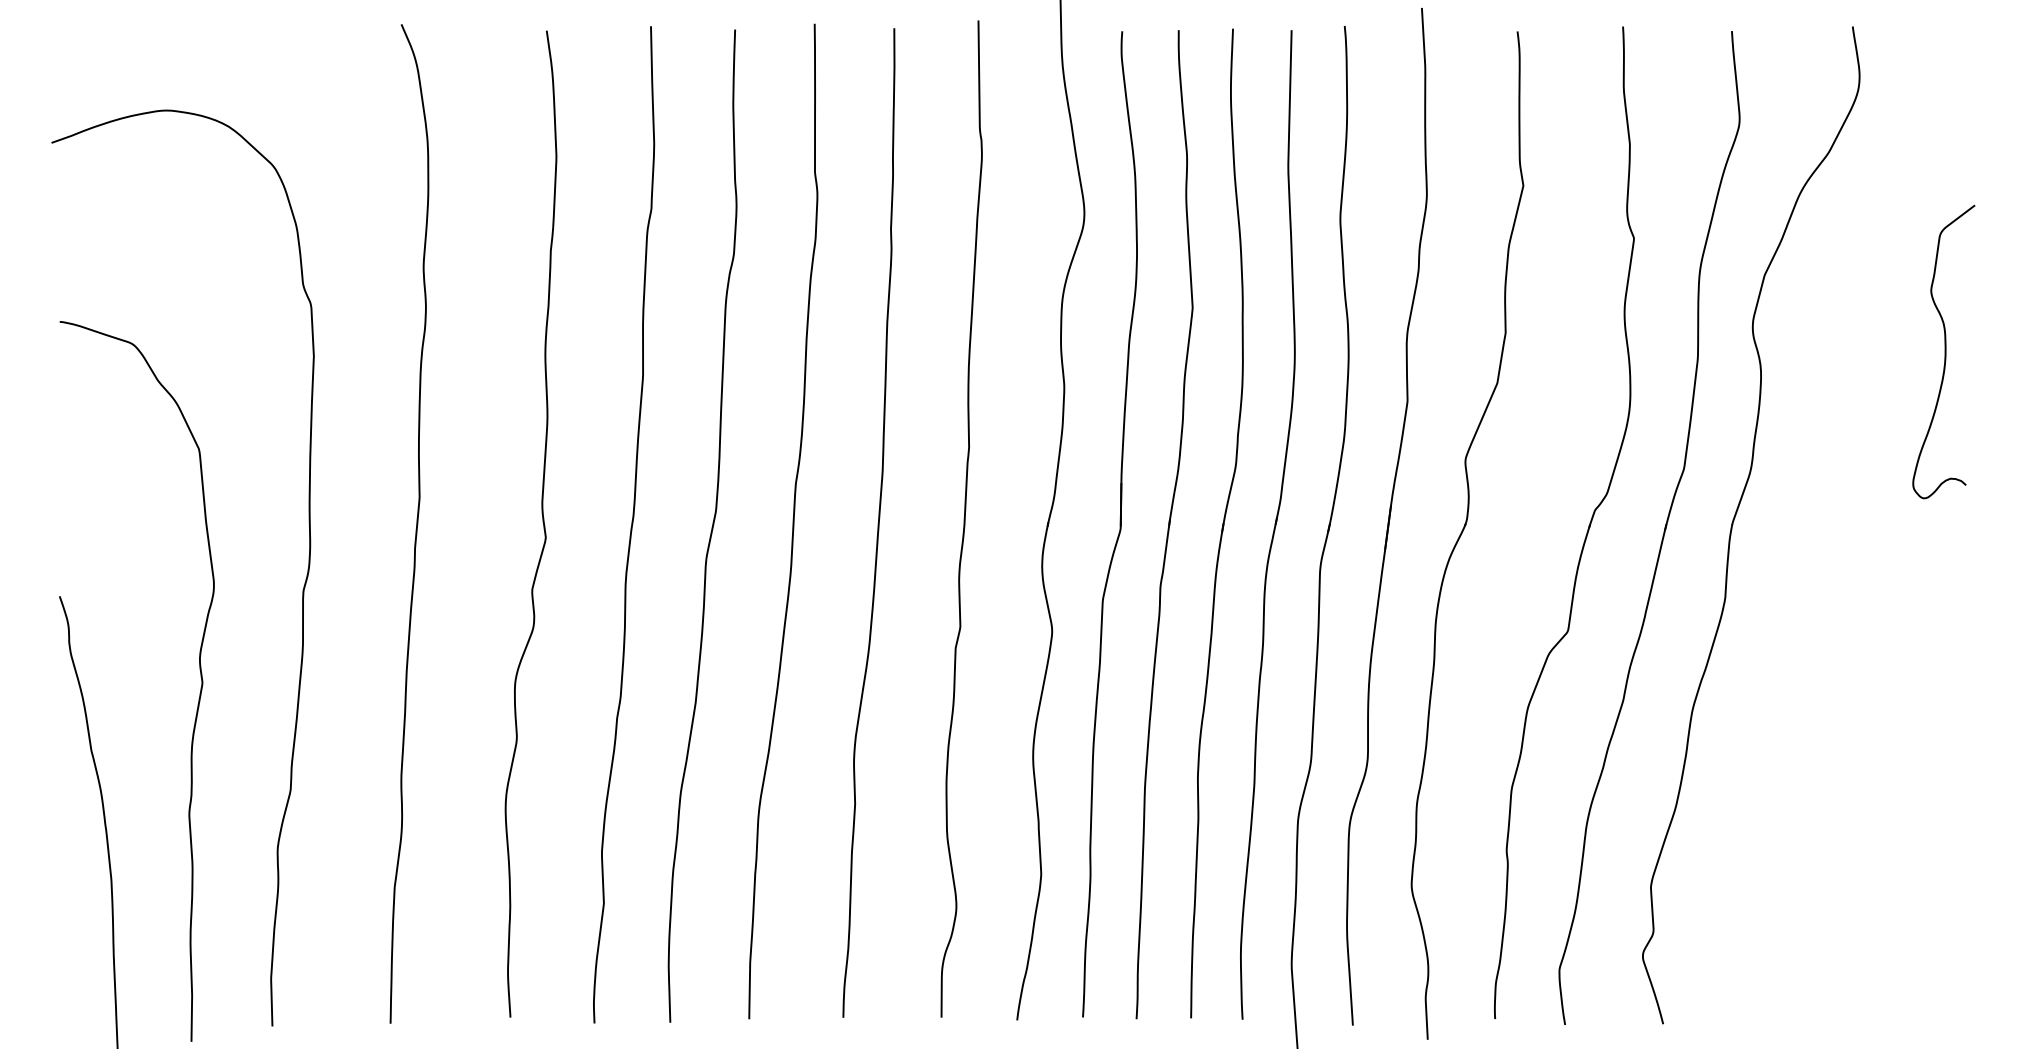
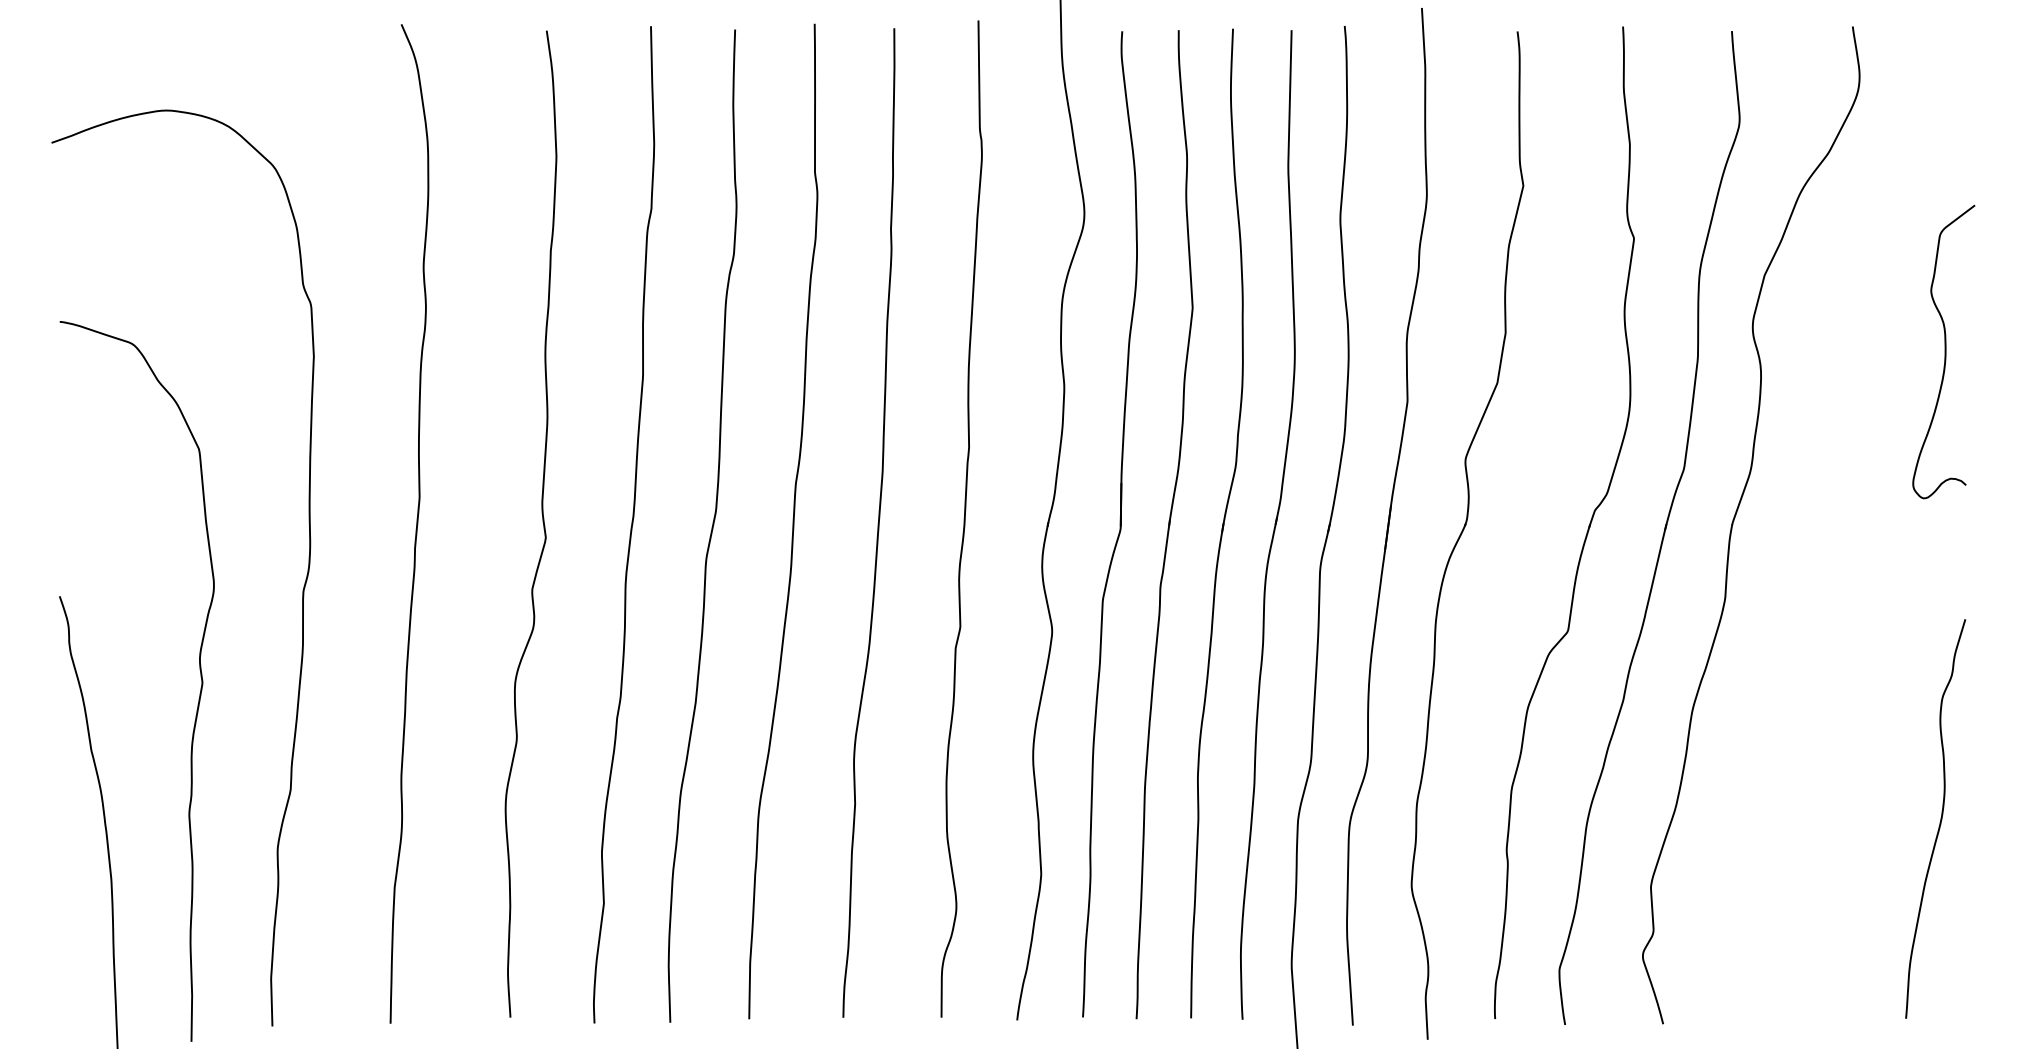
curve: none -> present (1940, 818)
